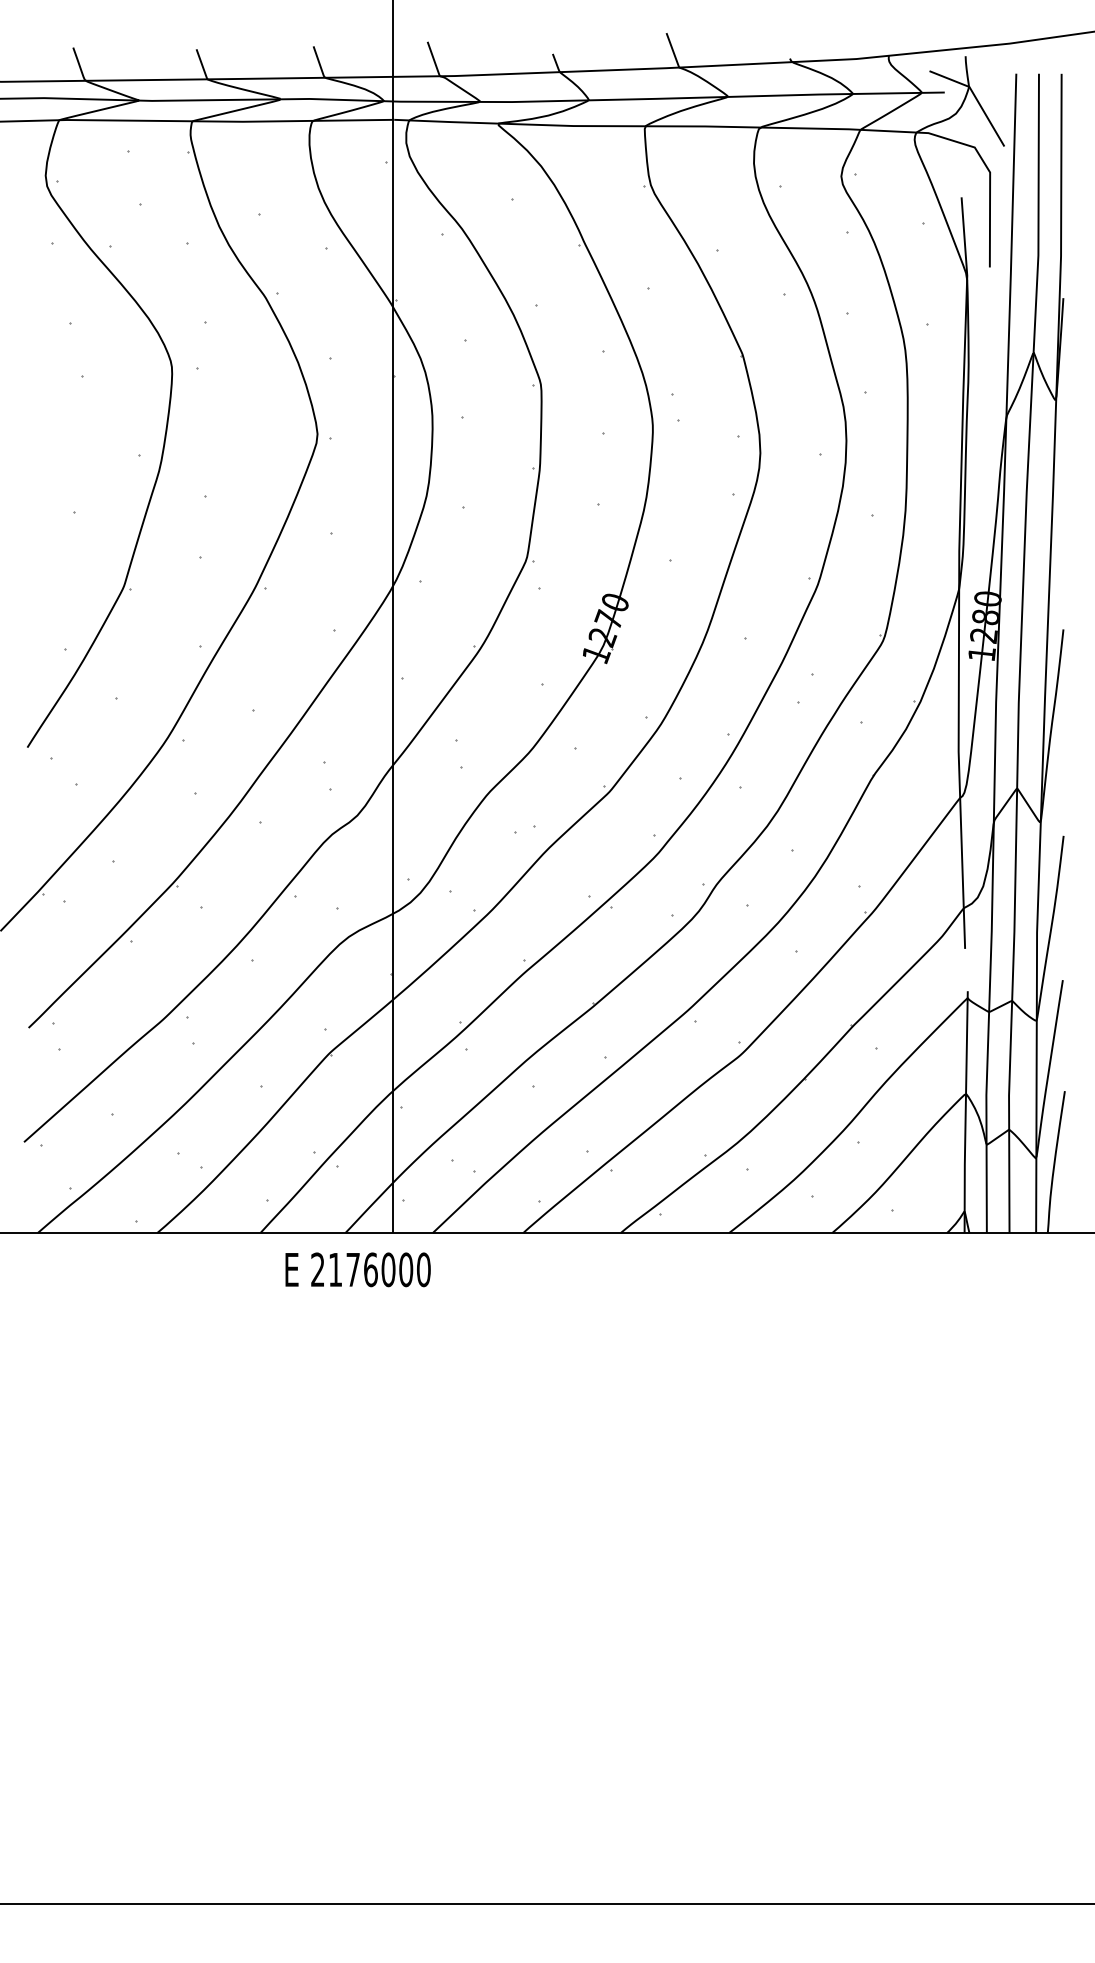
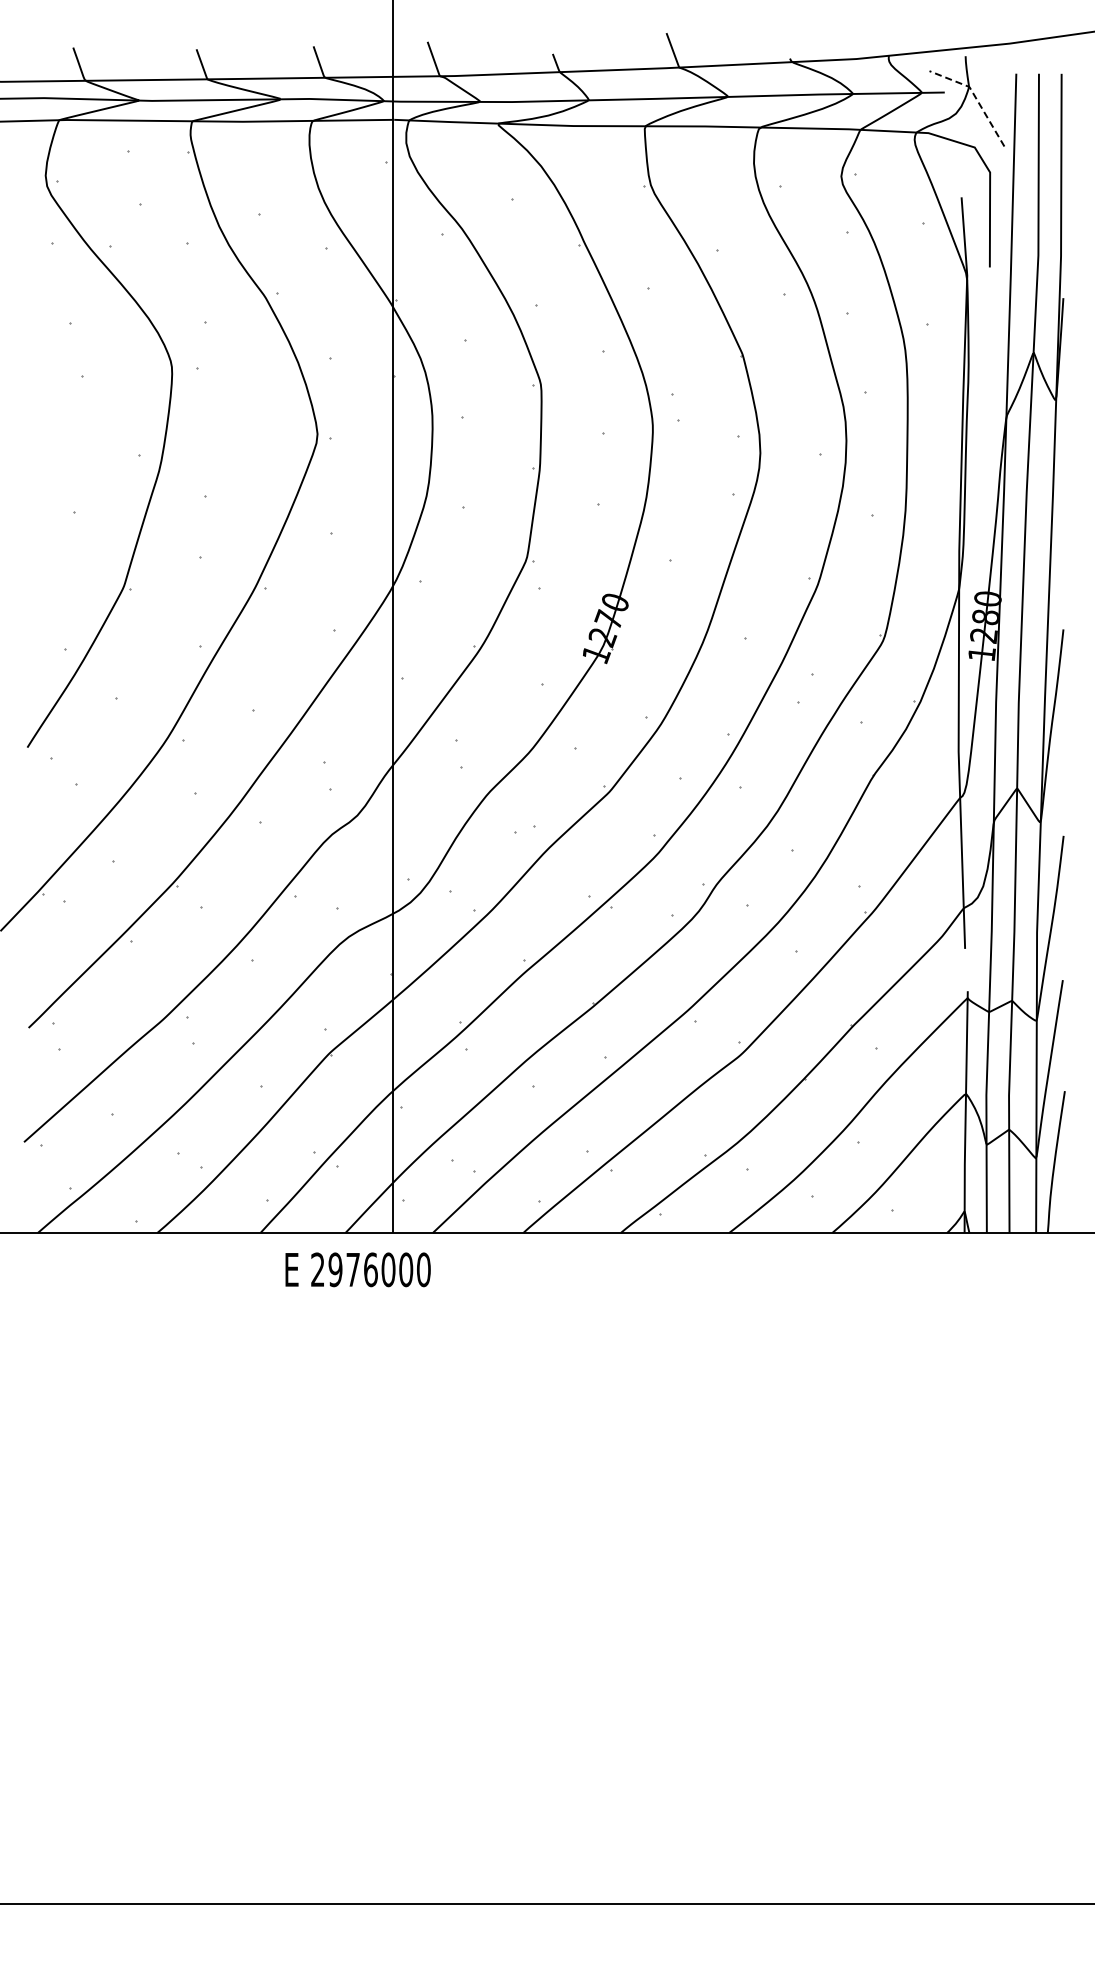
line: solid -> dashed (975, 97)
text: 2176000 -> 2976000 (335, 1269)
